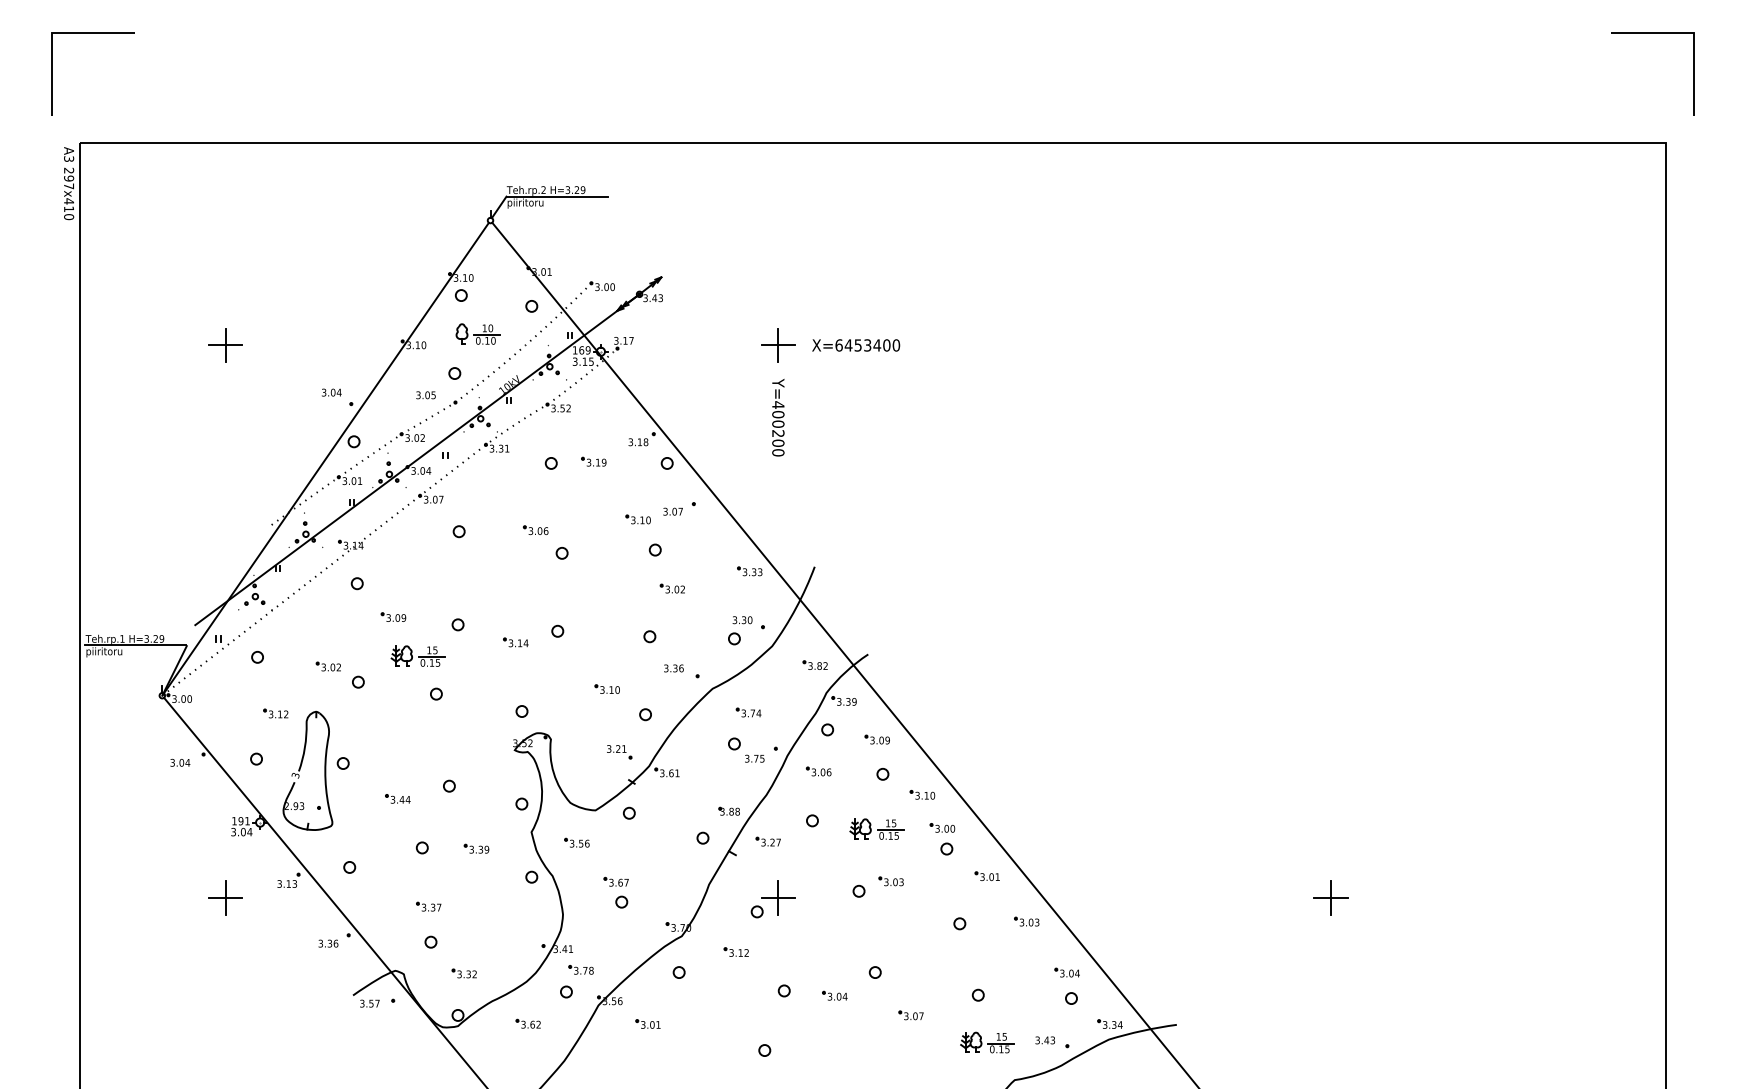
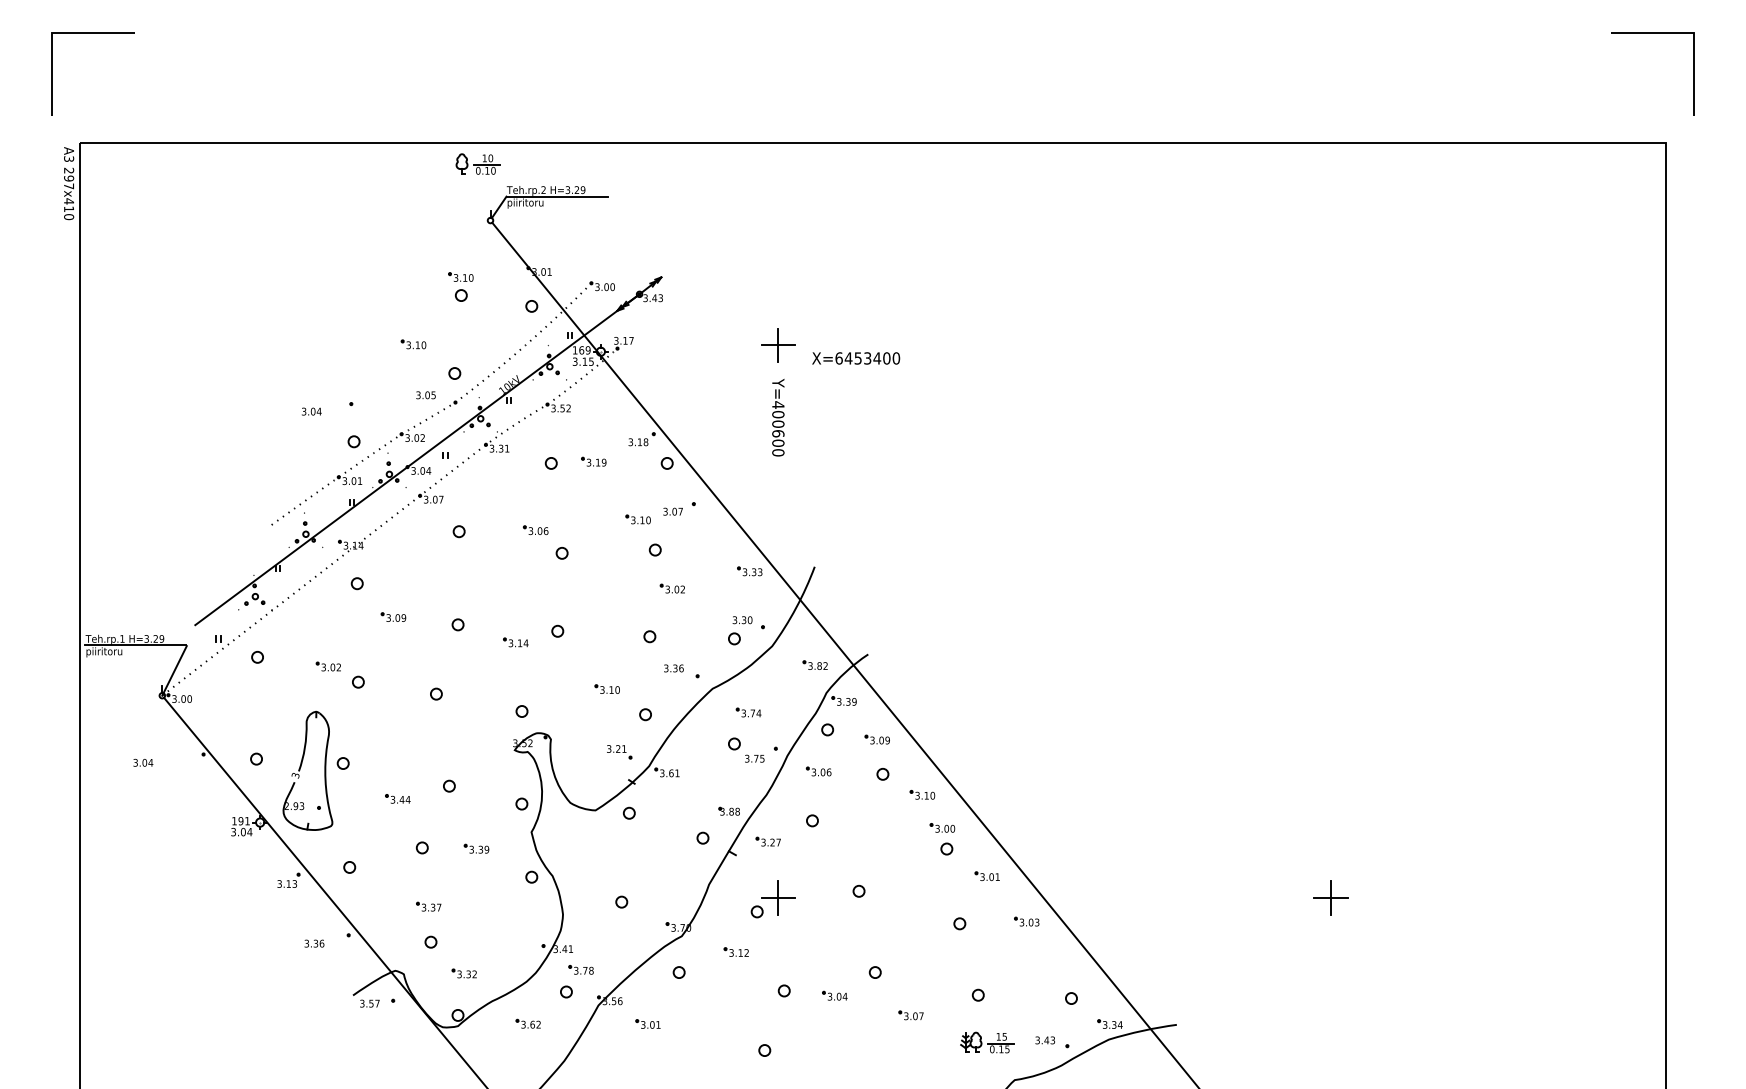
part position: (477, 333) -> (477, 163) (477, 163)
part: present -> none (225, 345)
text position: (856, 345) -> (856, 358) (856, 358)
text position: (331, 392) -> (311, 411) (311, 411)
text: Y=400200 -> Y=400600 (778, 433)
line: present -> none (325, 457)
part: present -> none (417, 655)
part: present -> none (275, 713)
text position: (180, 762) -> (143, 762) (143, 762)
part: present -> none (876, 828)
part: present -> none (576, 842)
part: present -> none (615, 881)
part: present -> none (890, 881)
part: present -> none (225, 897)
text position: (328, 943) -> (314, 943) (314, 943)
part: present -> none (1066, 972)
